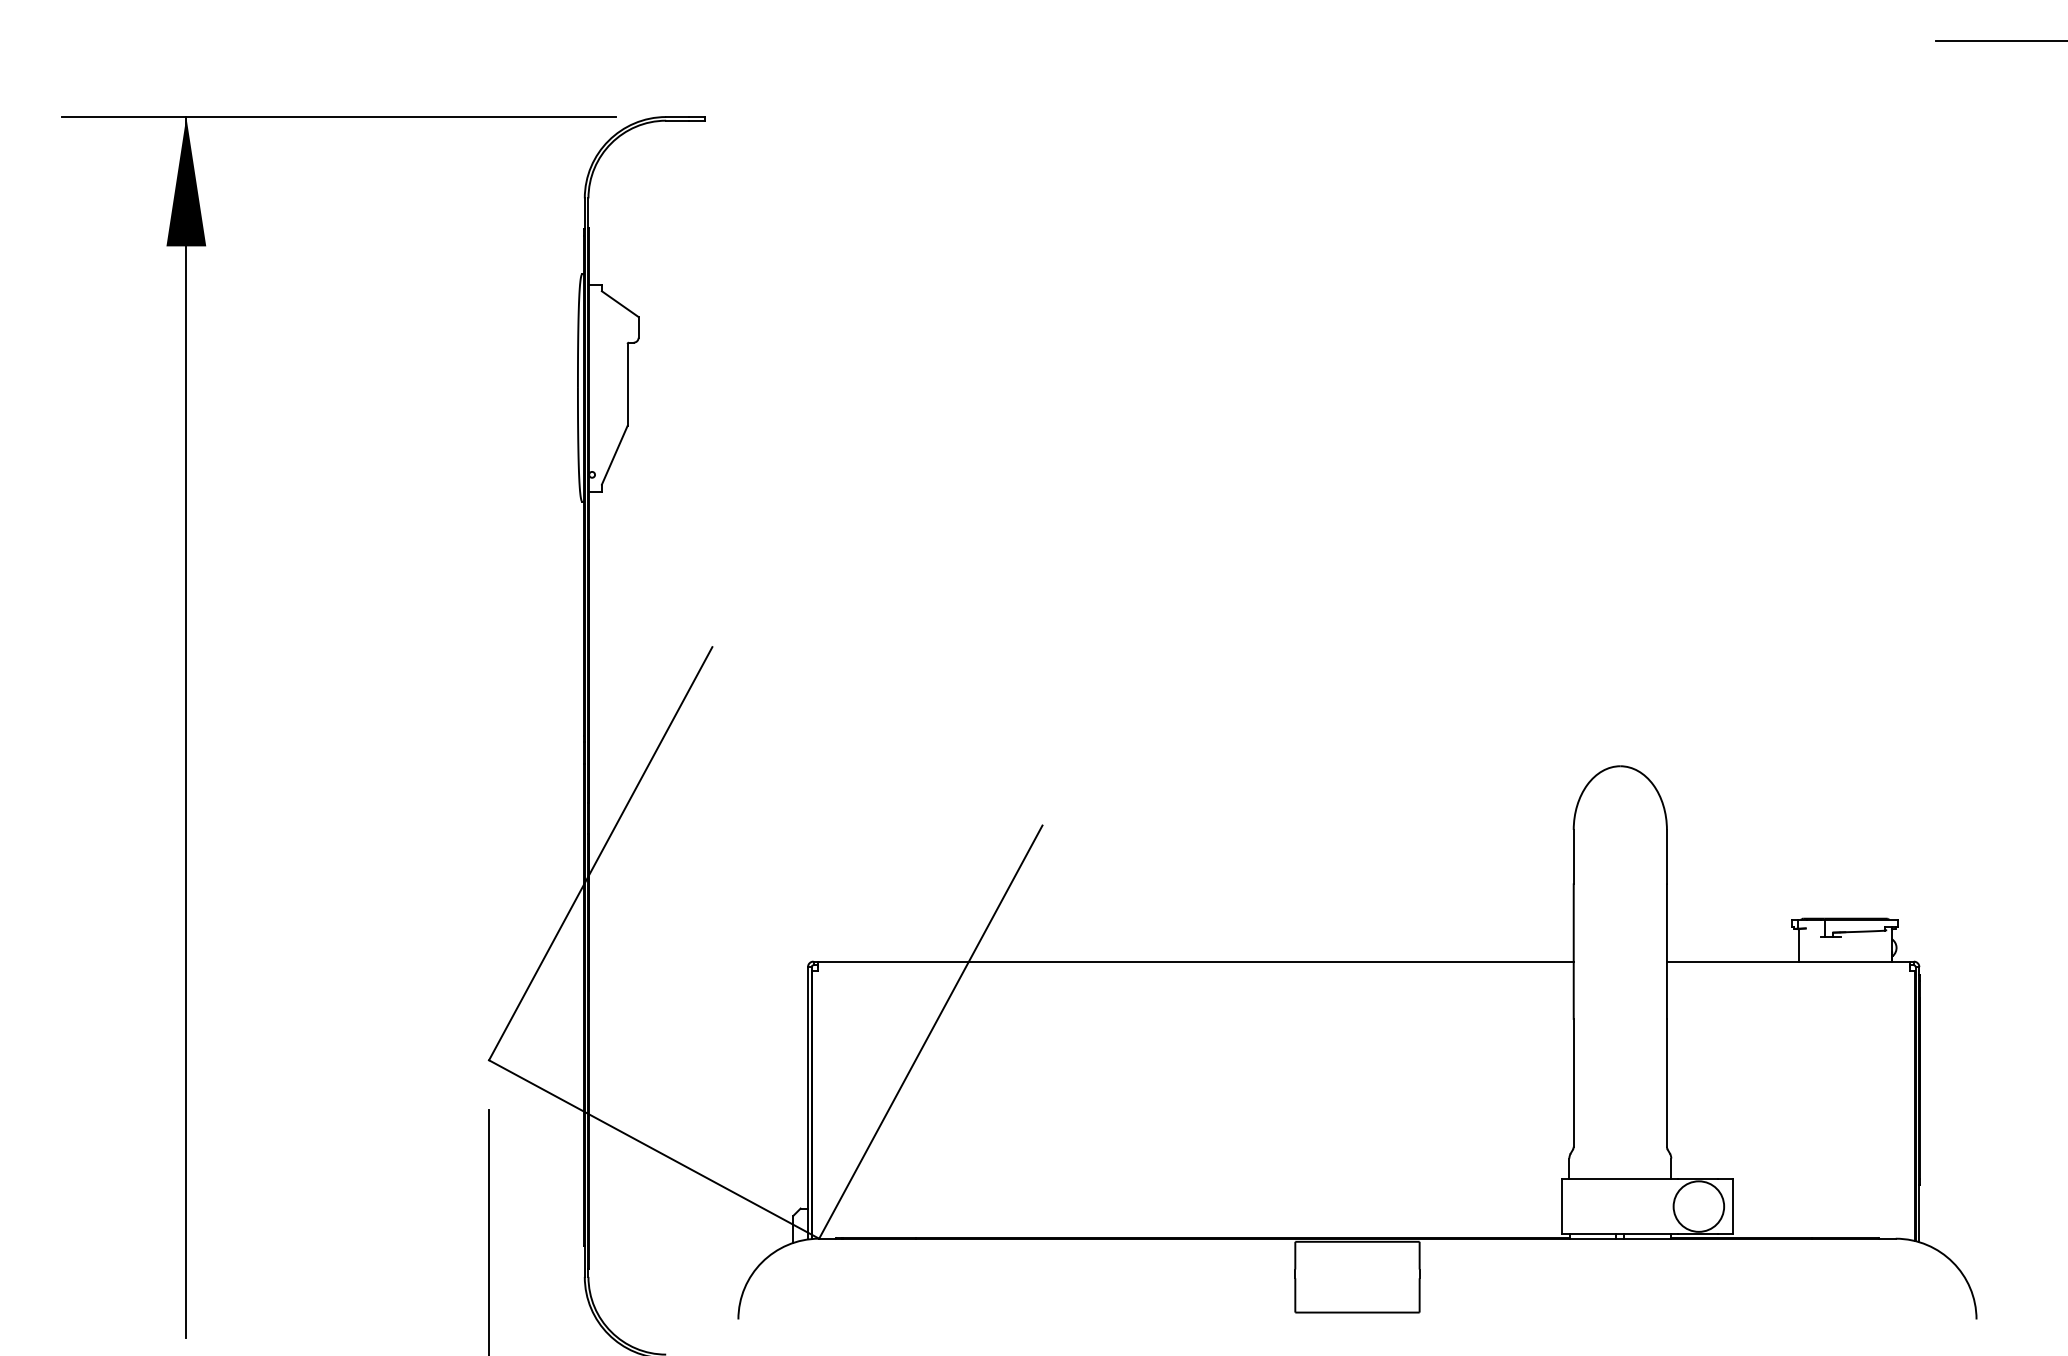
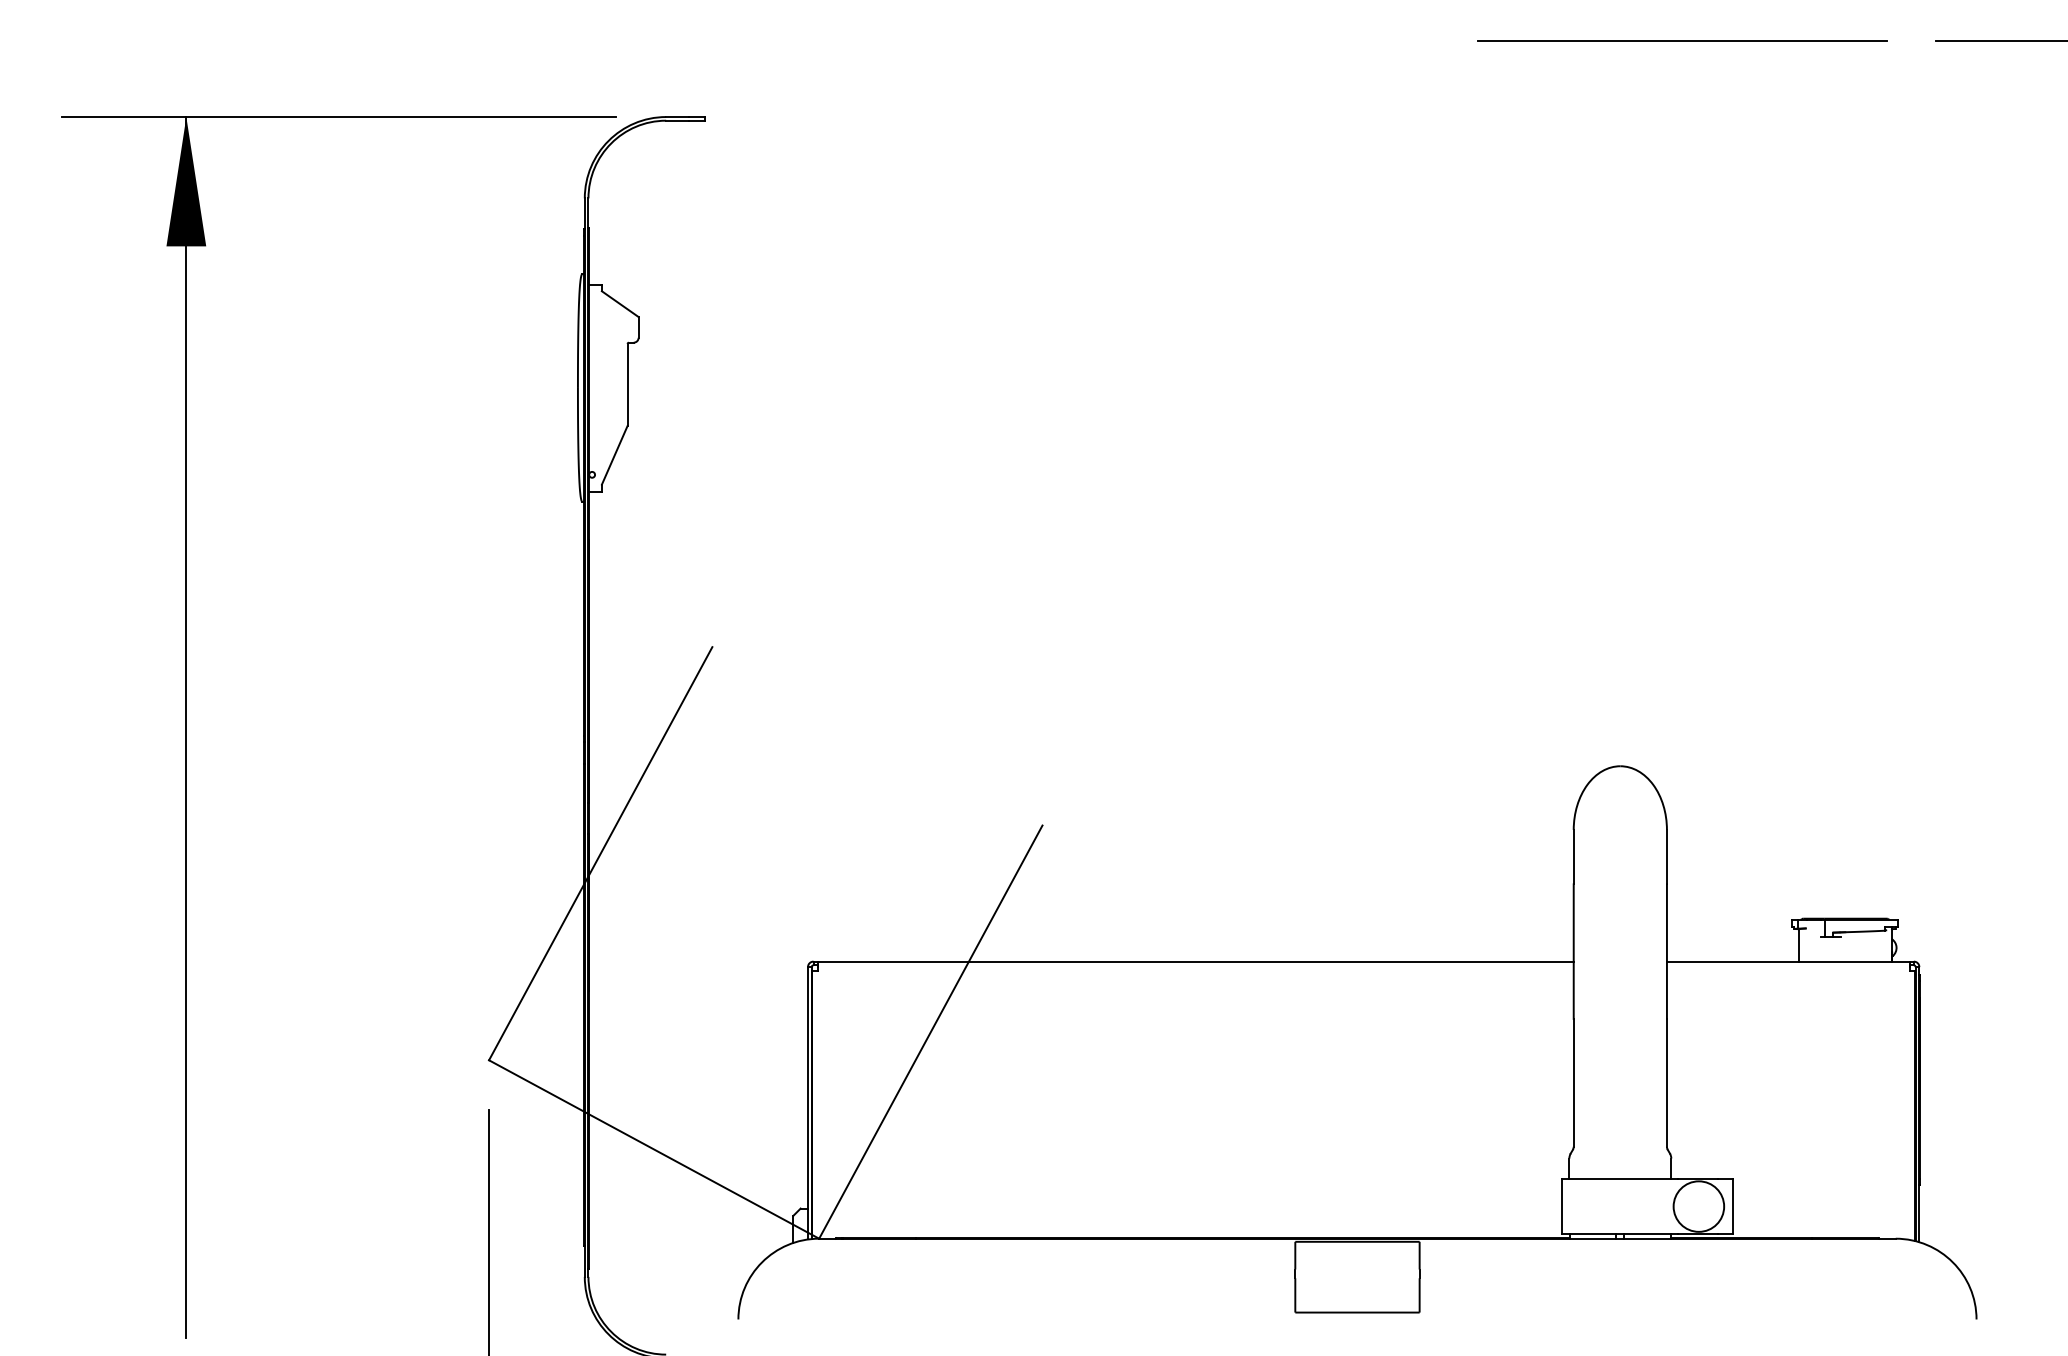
line: none -> present (1682, 40)
